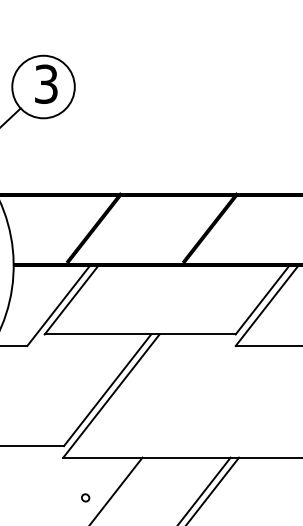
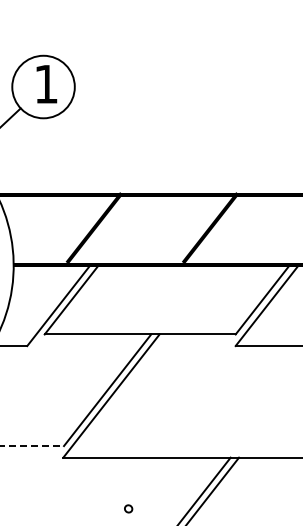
text: 3 -> 1 (46, 83)
line: solid -> dashed (32, 446)
line: present -> none (117, 489)
part position: (85, 497) -> (128, 508) (128, 508)
